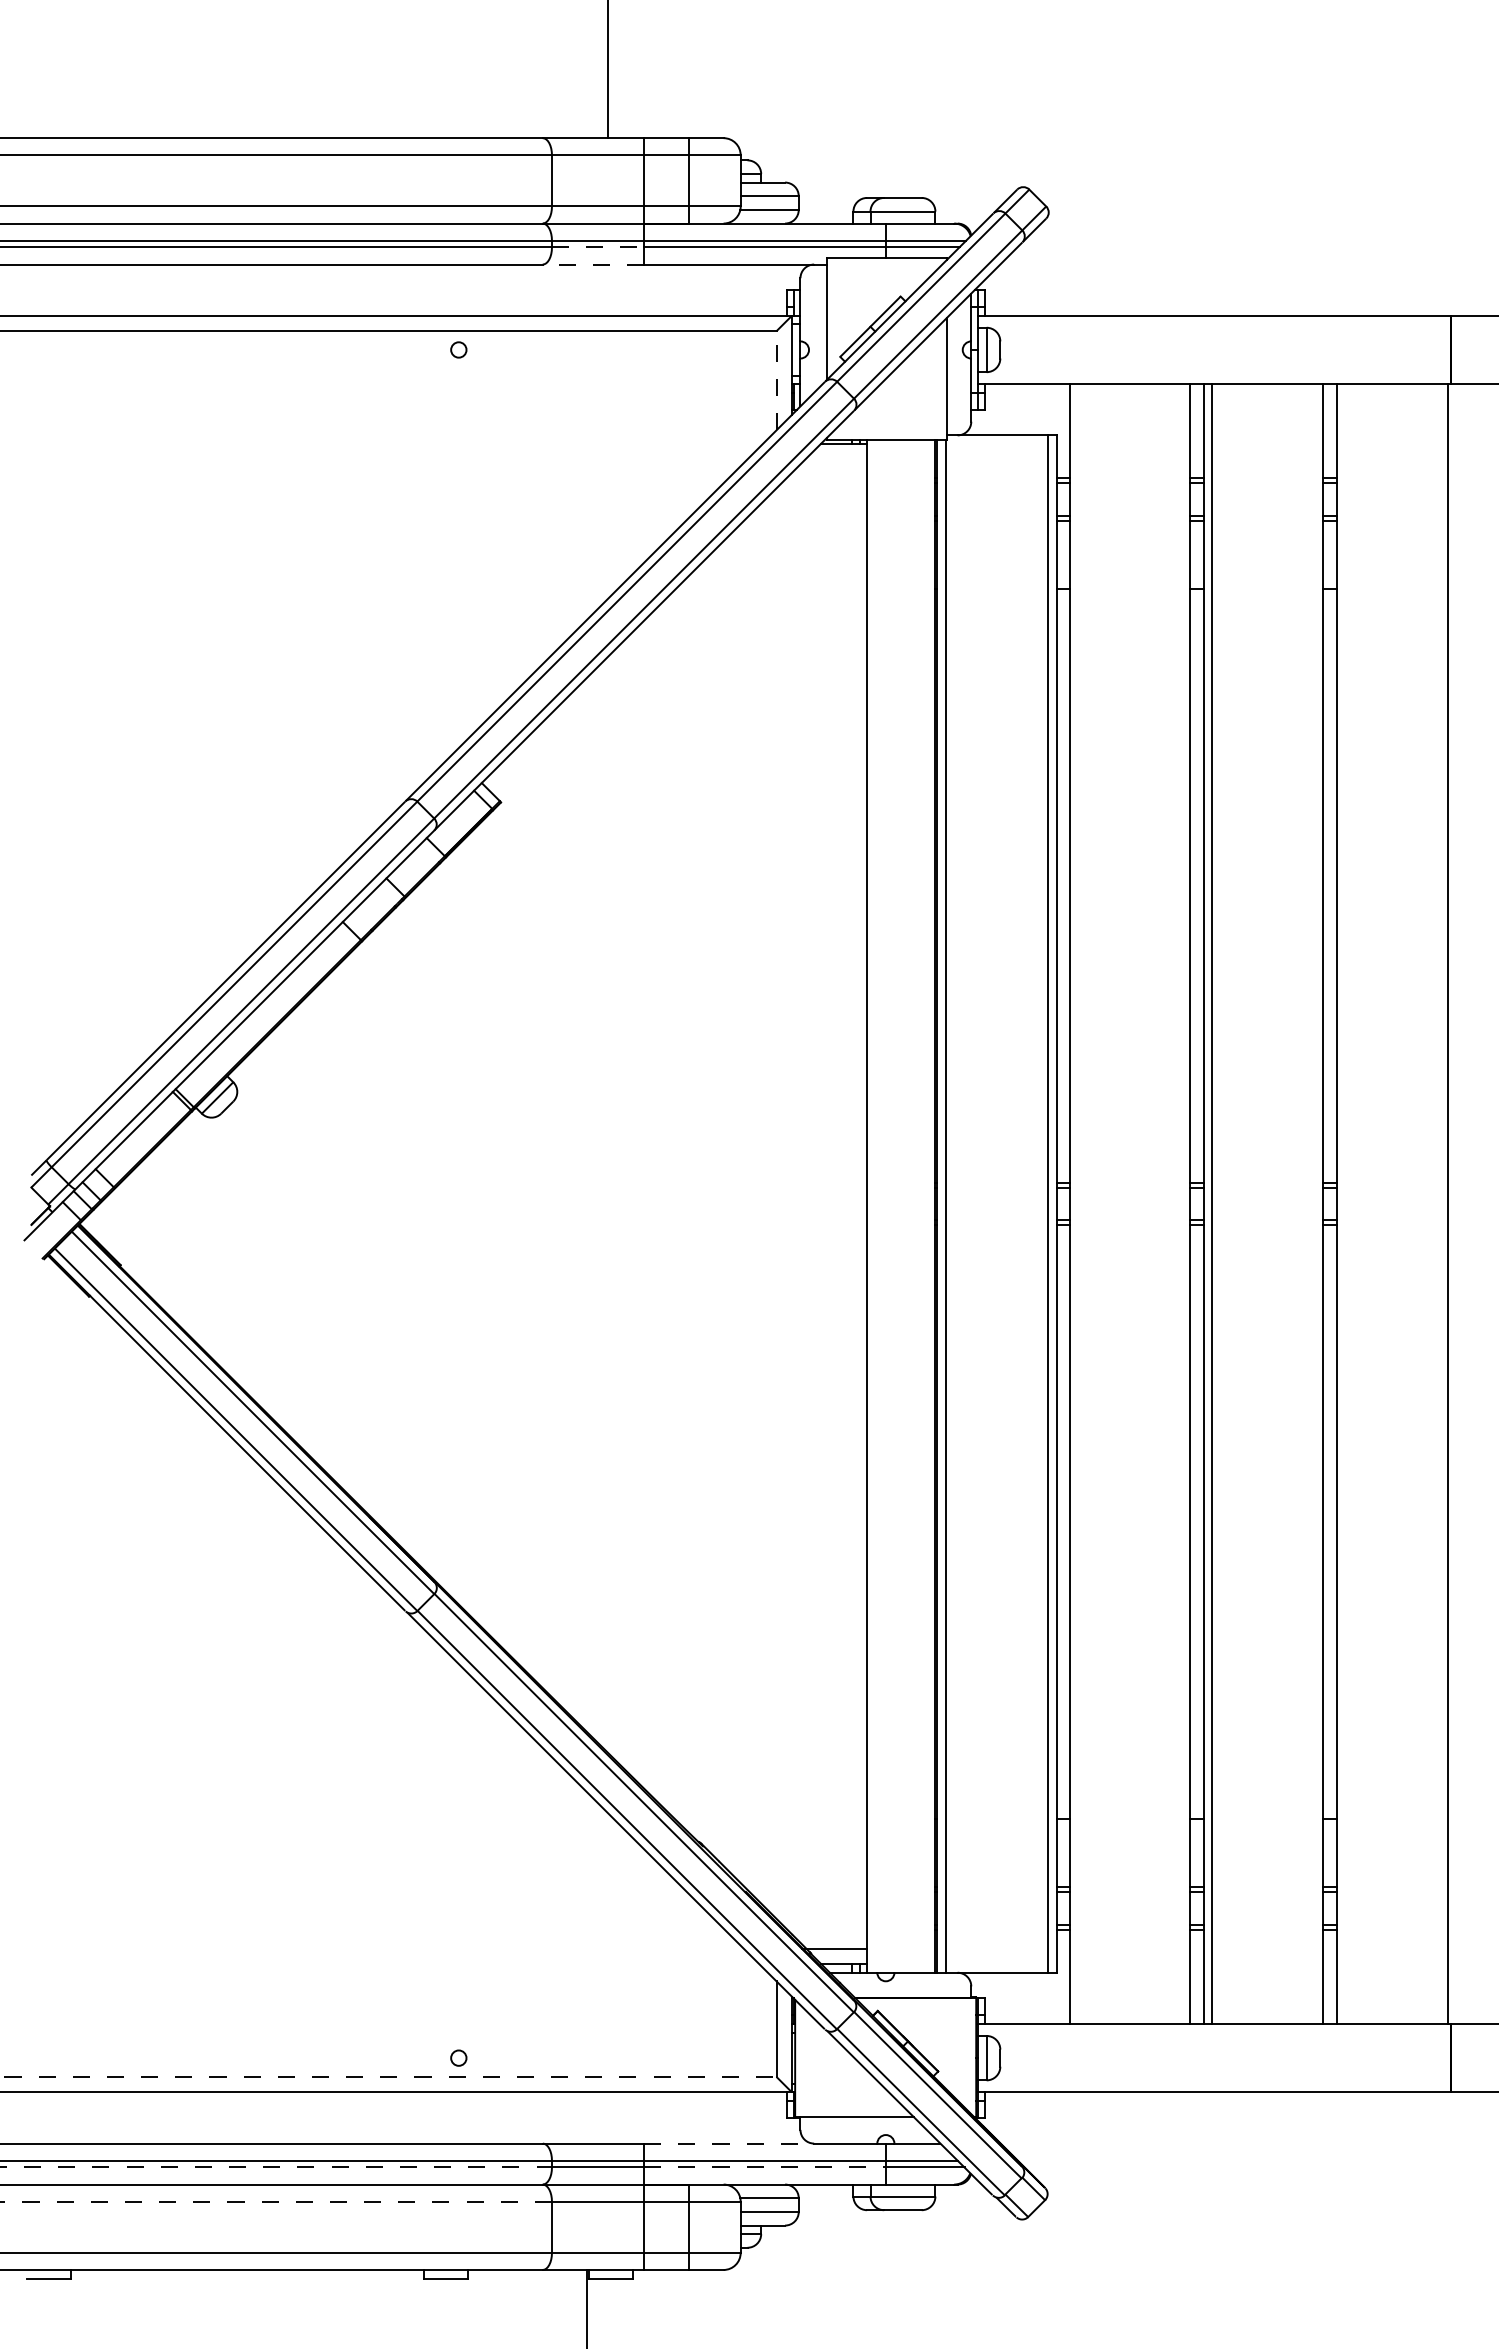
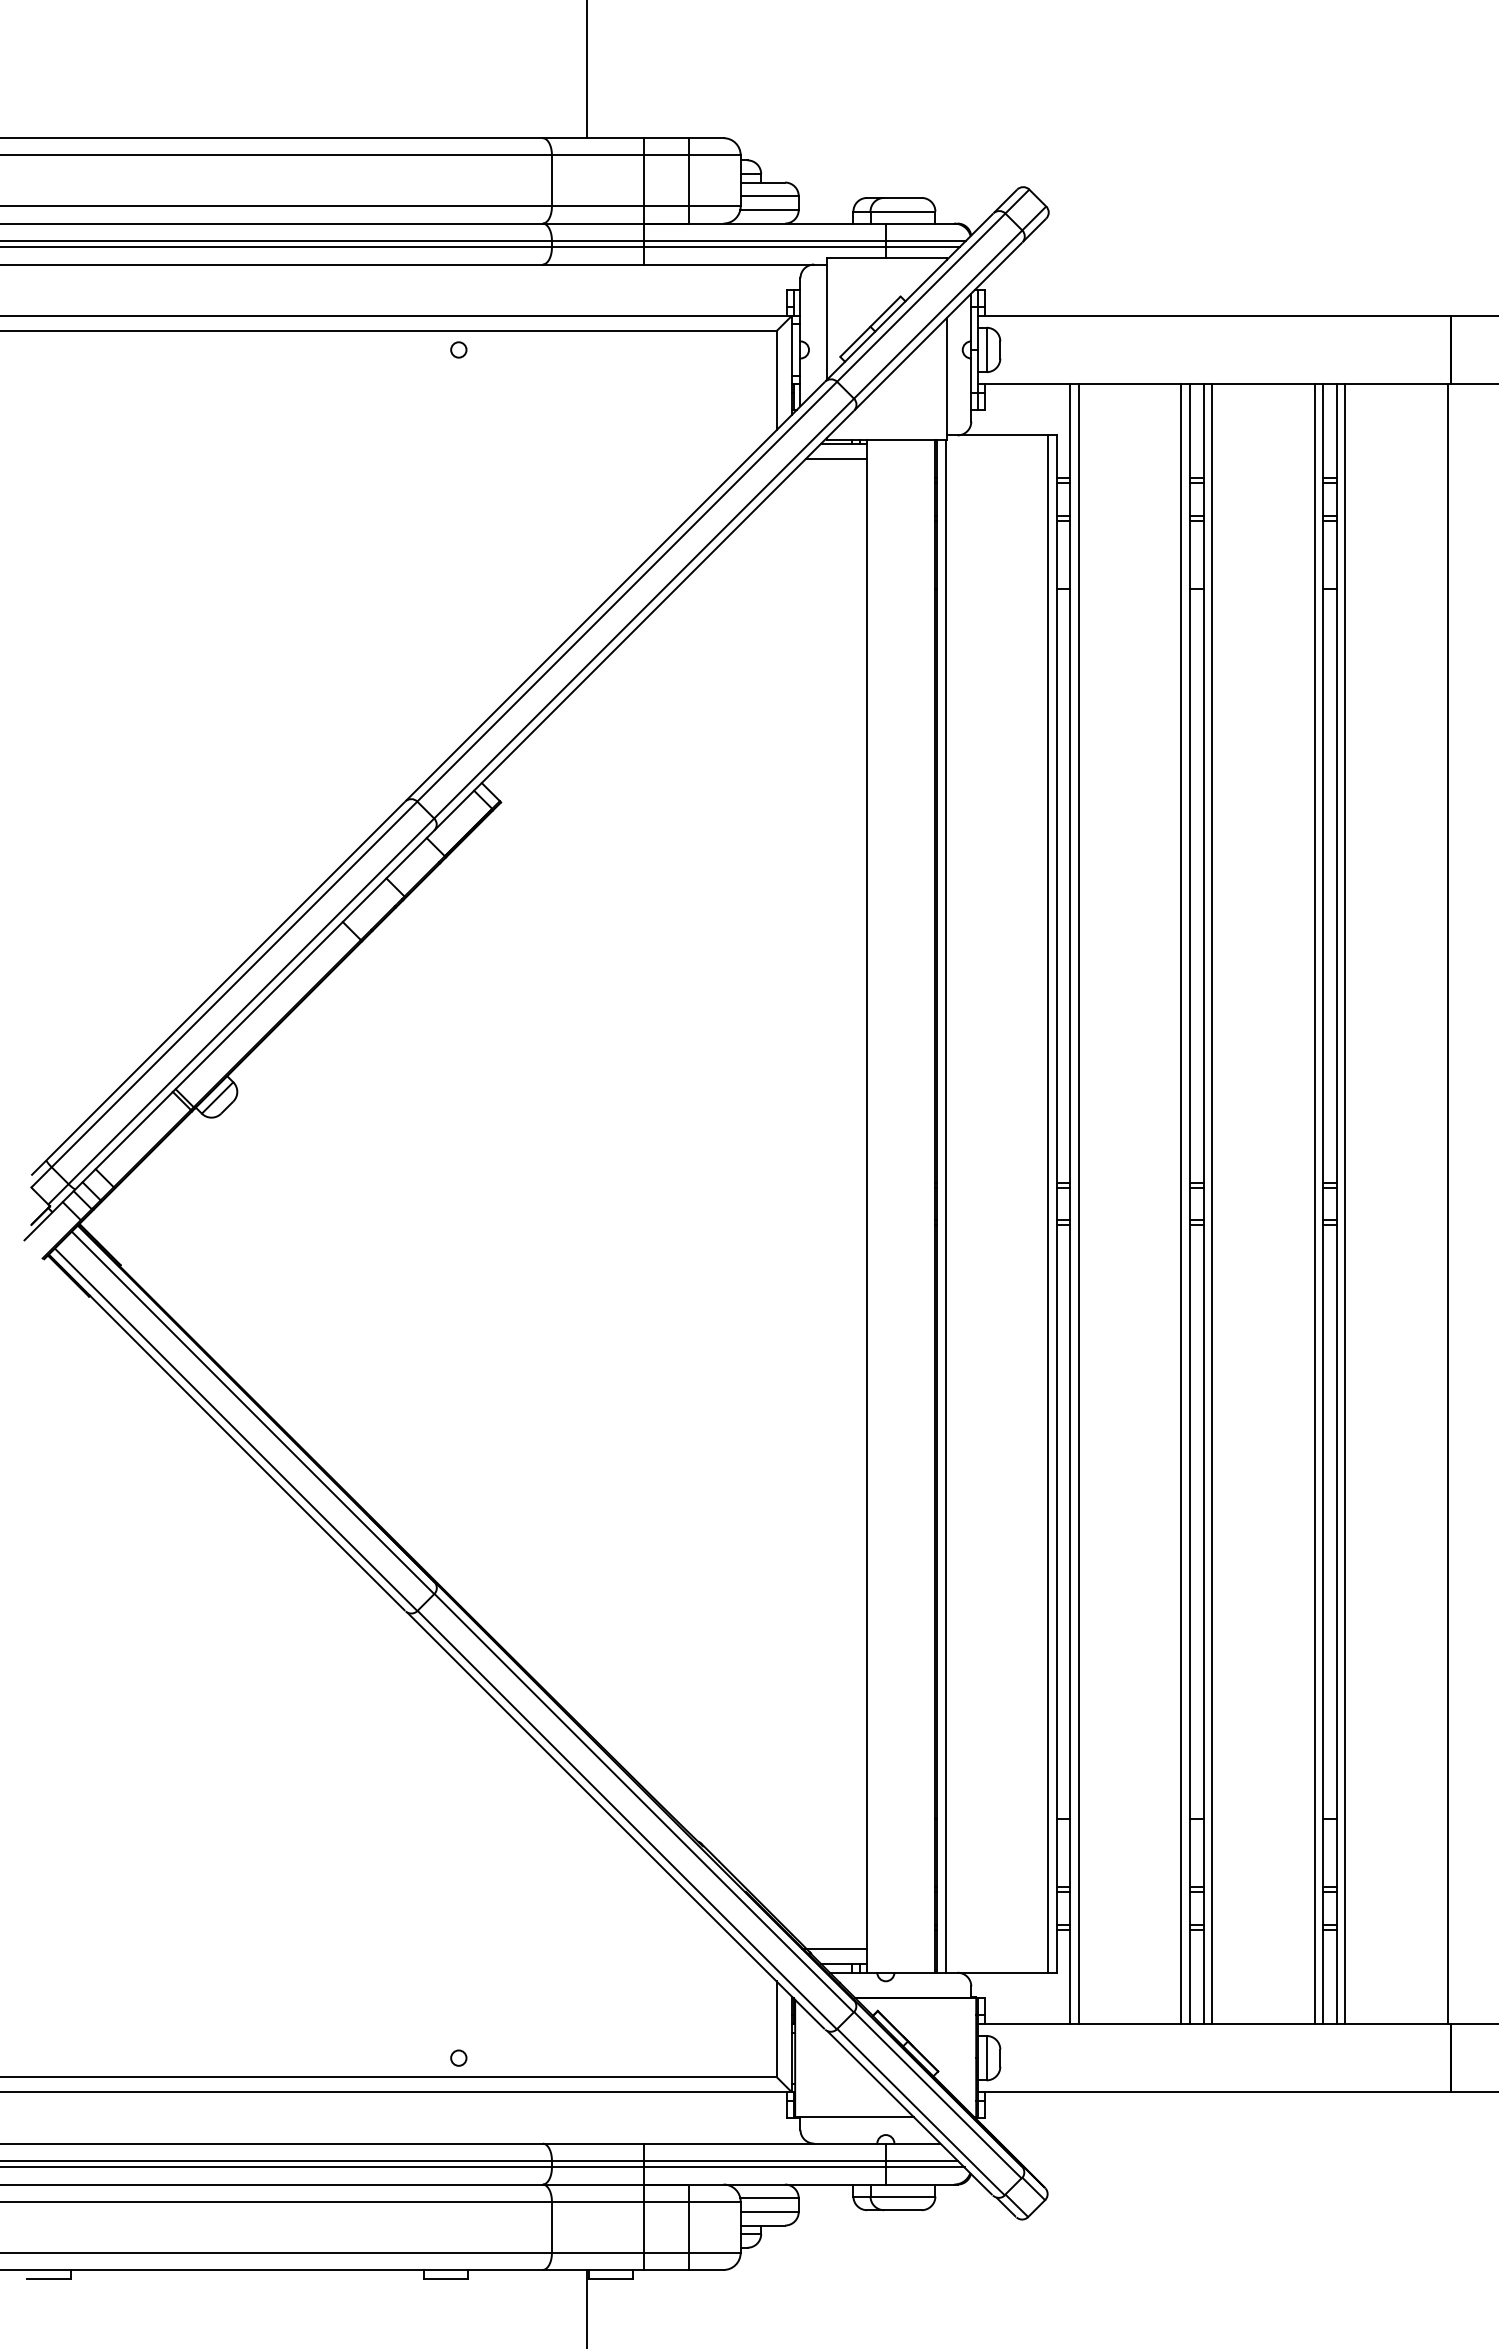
line position: (607, 70) -> (586, 70) (586, 70)
line: dashed -> solid (598, 247)
line: dashed -> solid (593, 264)
line: dashed -> solid (776, 380)
line: none -> present (836, 459)
line: none -> present (1078, 1204)
line: none -> present (1181, 1204)
line: none -> present (1314, 1204)
line: none -> present (1345, 1204)
line: dashed -> solid (388, 2076)
line: dashed -> solid (729, 2143)
line: dashed -> solid (276, 2167)
line: dashed -> solid (765, 2167)
line: dashed -> solid (276, 2201)
